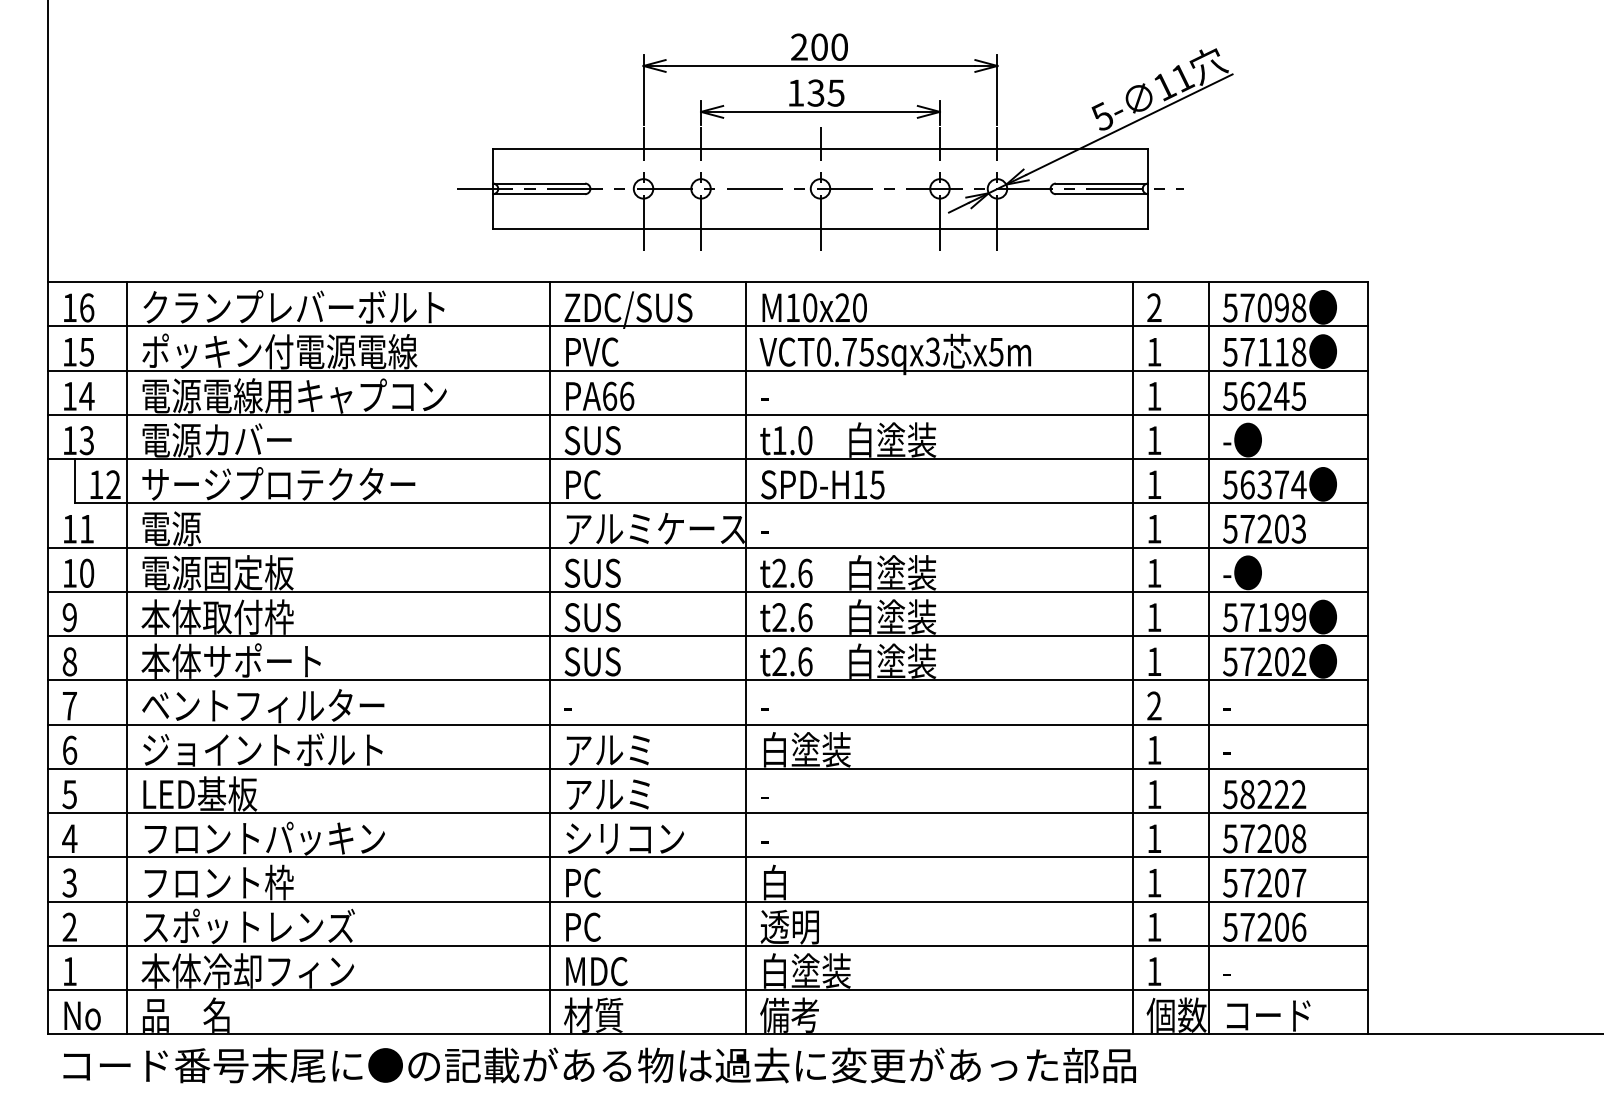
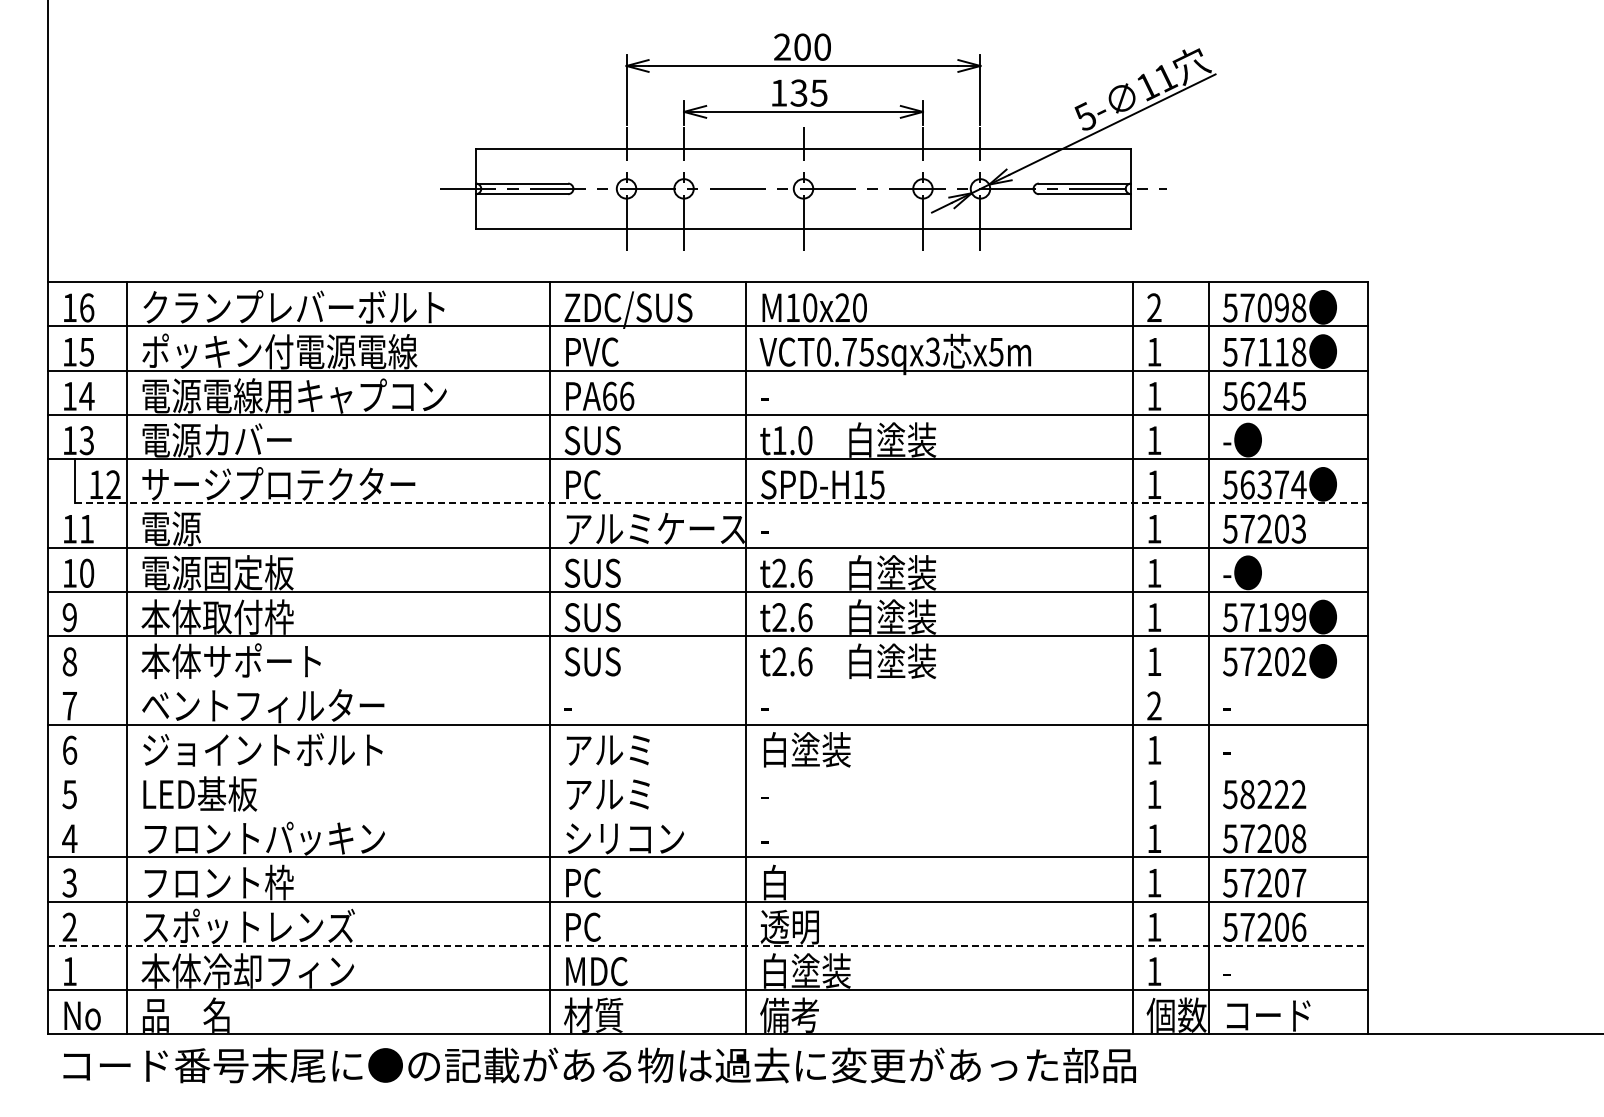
part position: (845, 148) -> (828, 148) (828, 148)
line: solid -> dashed (721, 503)
line: present -> none (707, 680)
line: present -> none (707, 768)
line: present -> none (707, 813)
line: solid -> dashed (708, 945)
